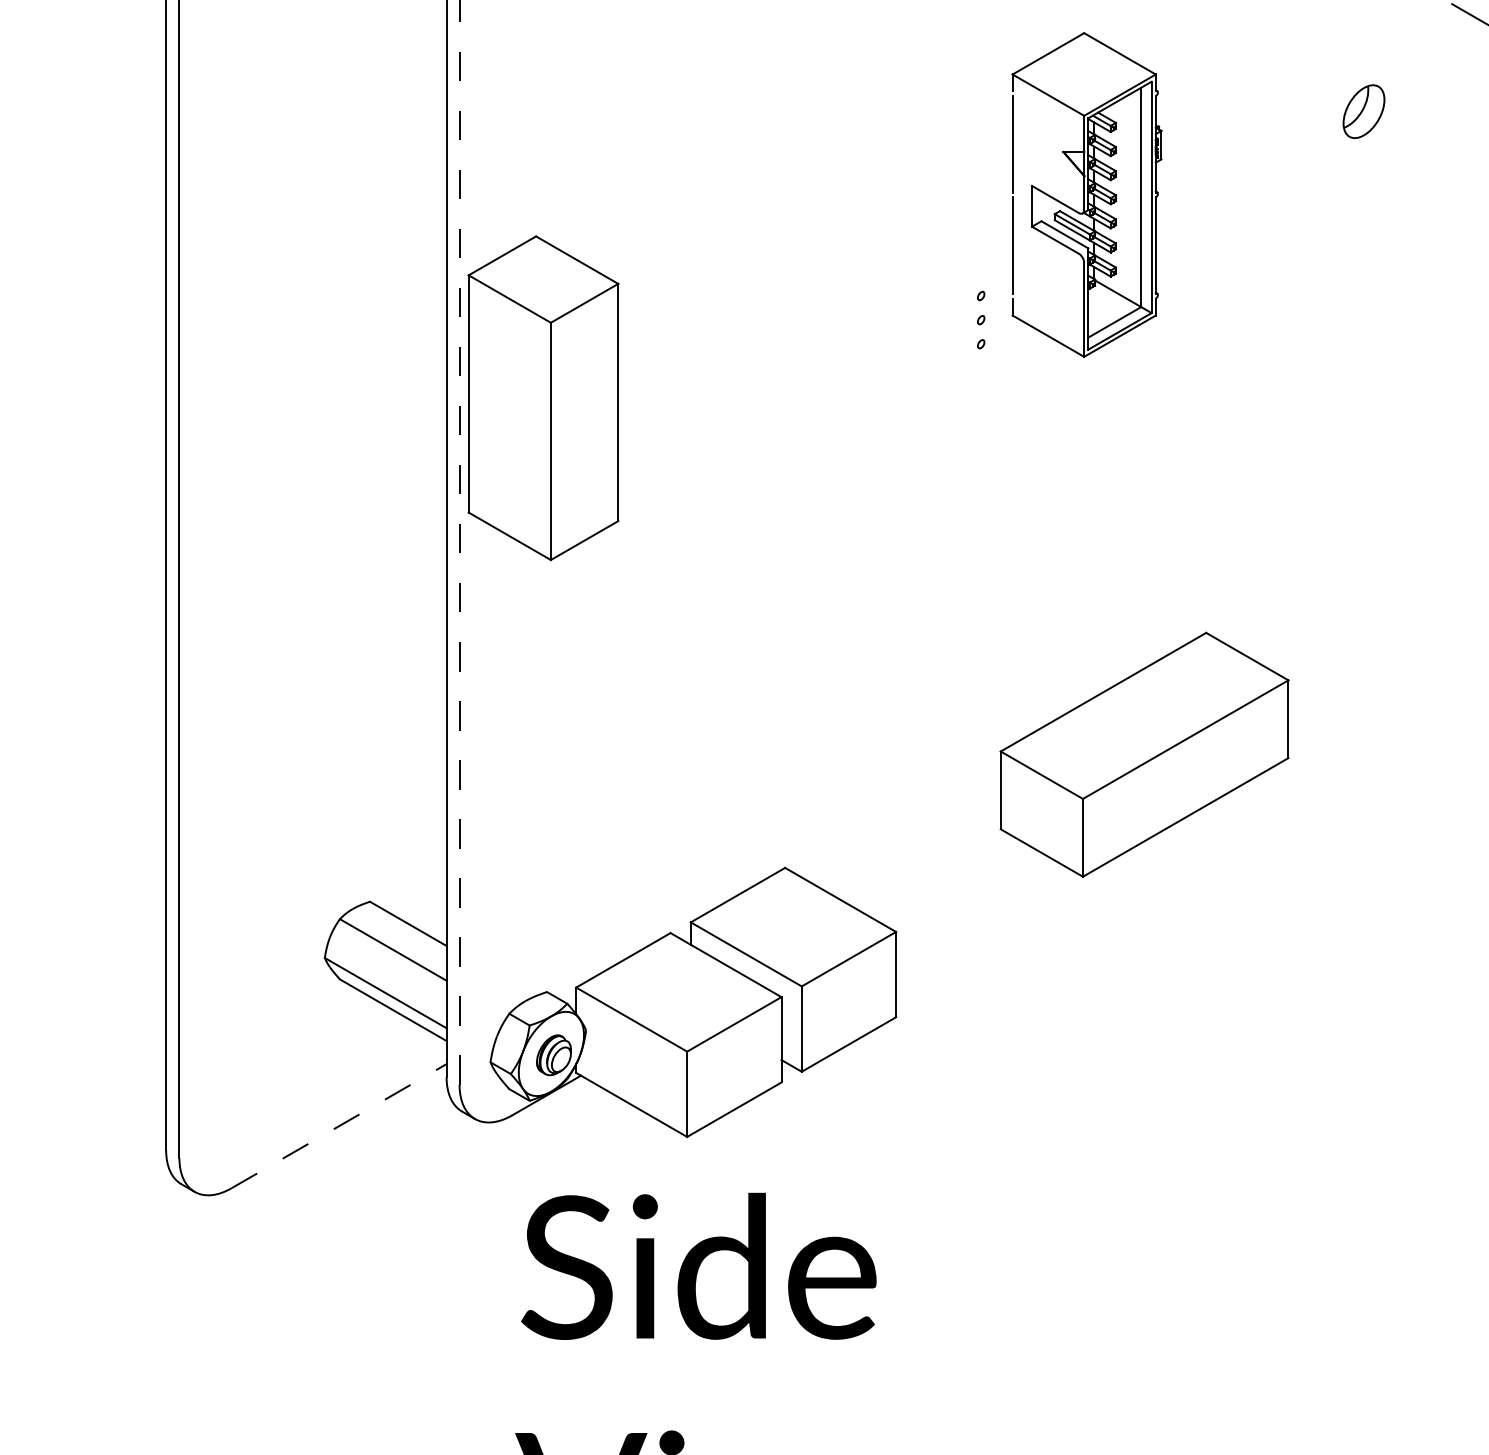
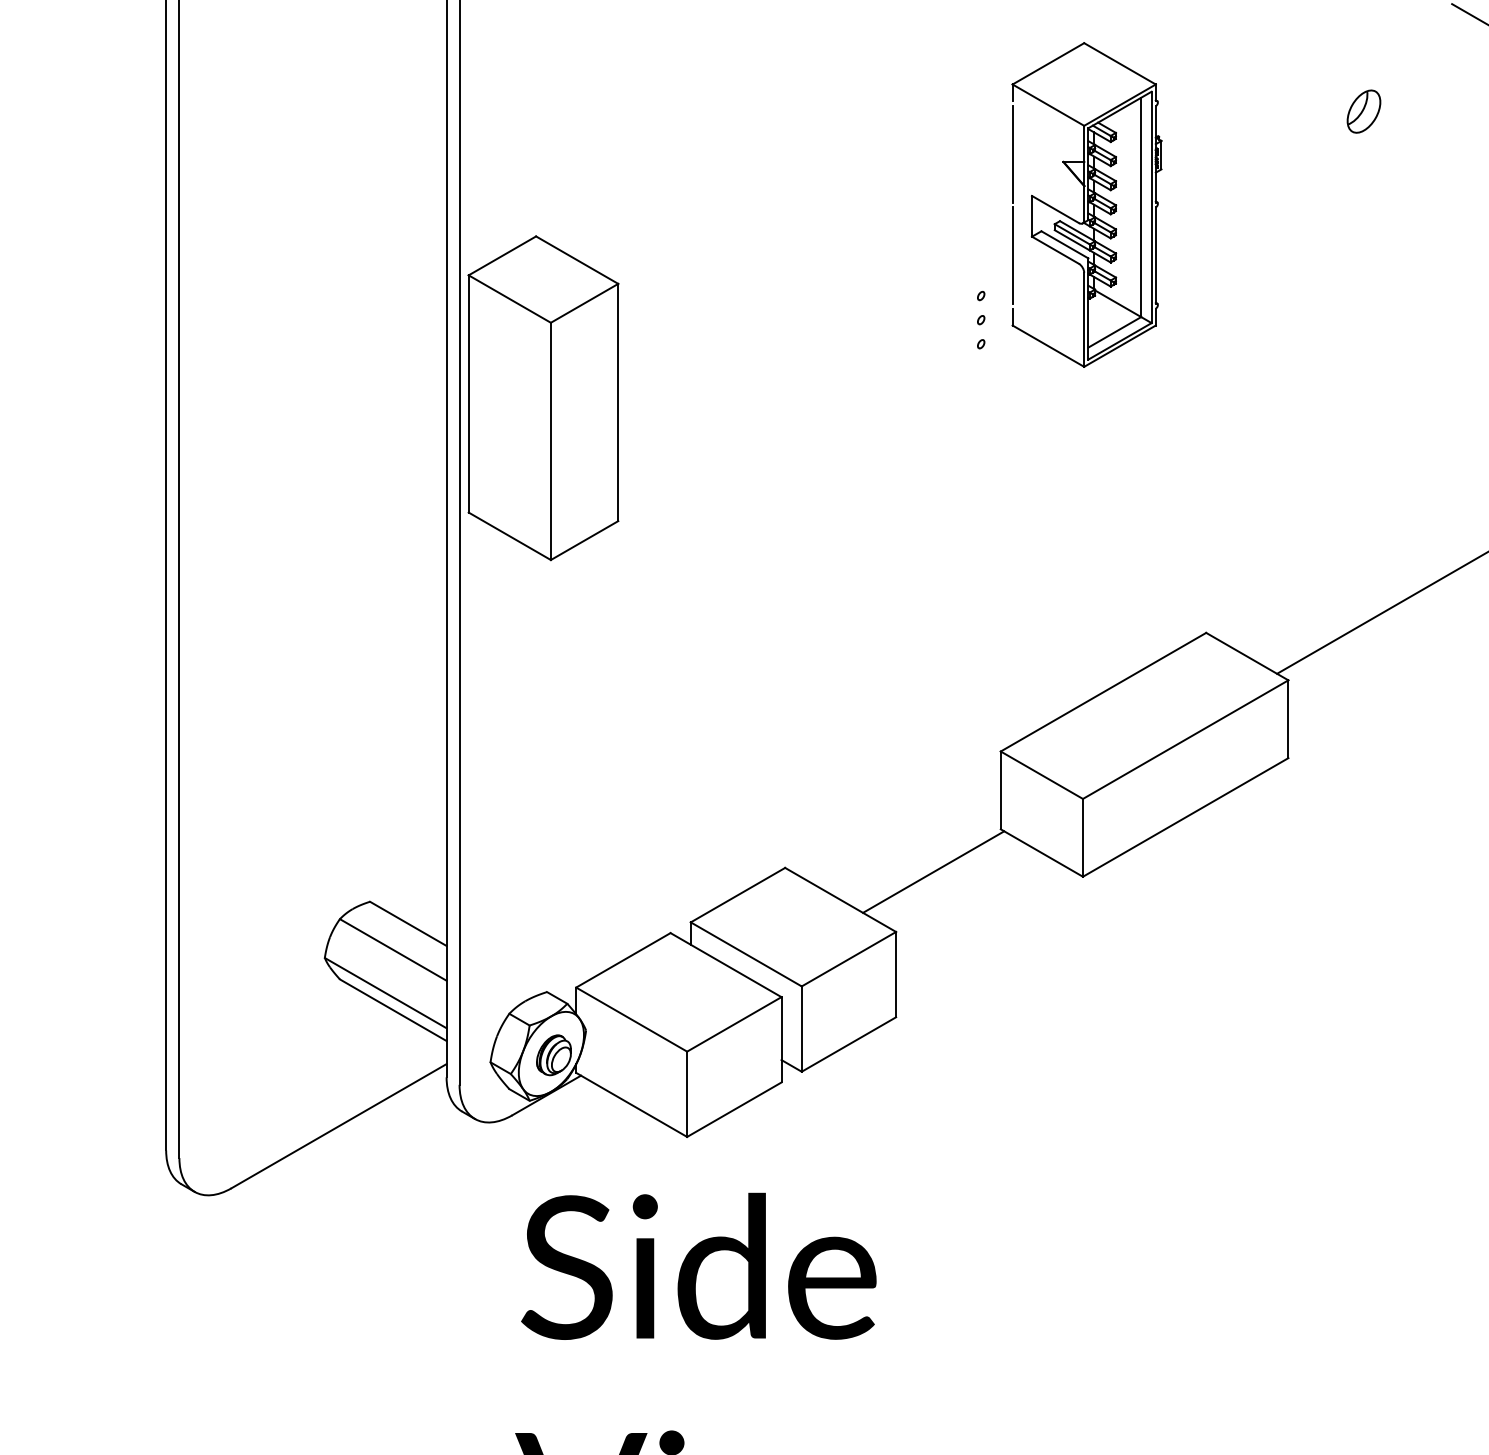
part size: 44x55 px -> 36x45 px (1363, 111)
part position: (1086, 194) -> (1086, 204) (1086, 204)
line: dashed -> solid (459, 542)
line: none -> present (1381, 613)
line: none -> present (933, 871)
line: dashed -> solid (339, 1125)
